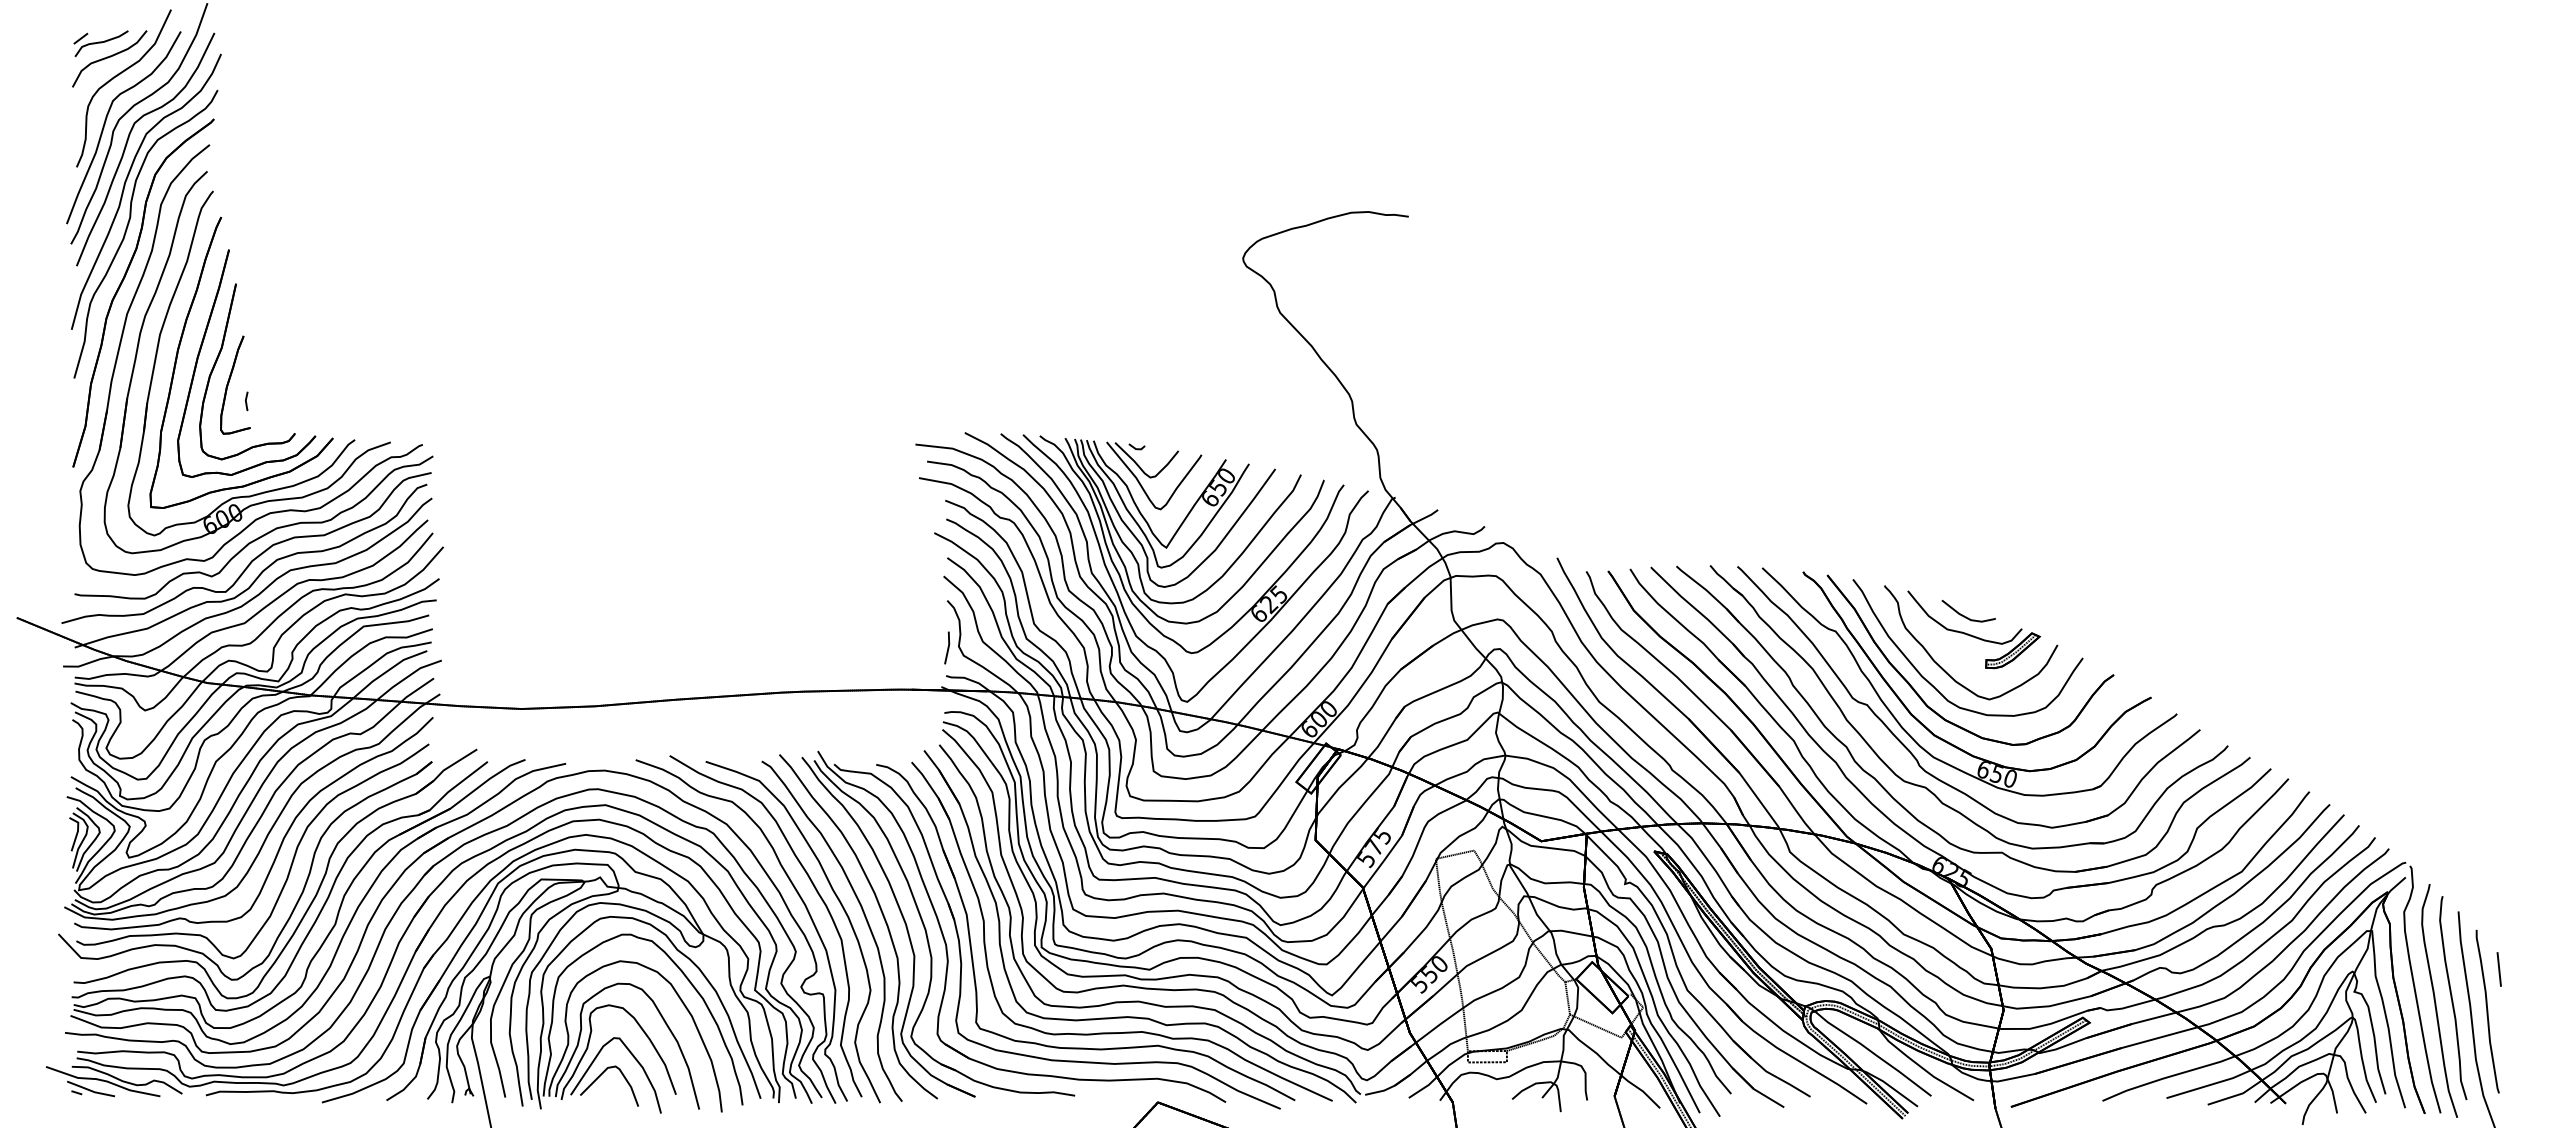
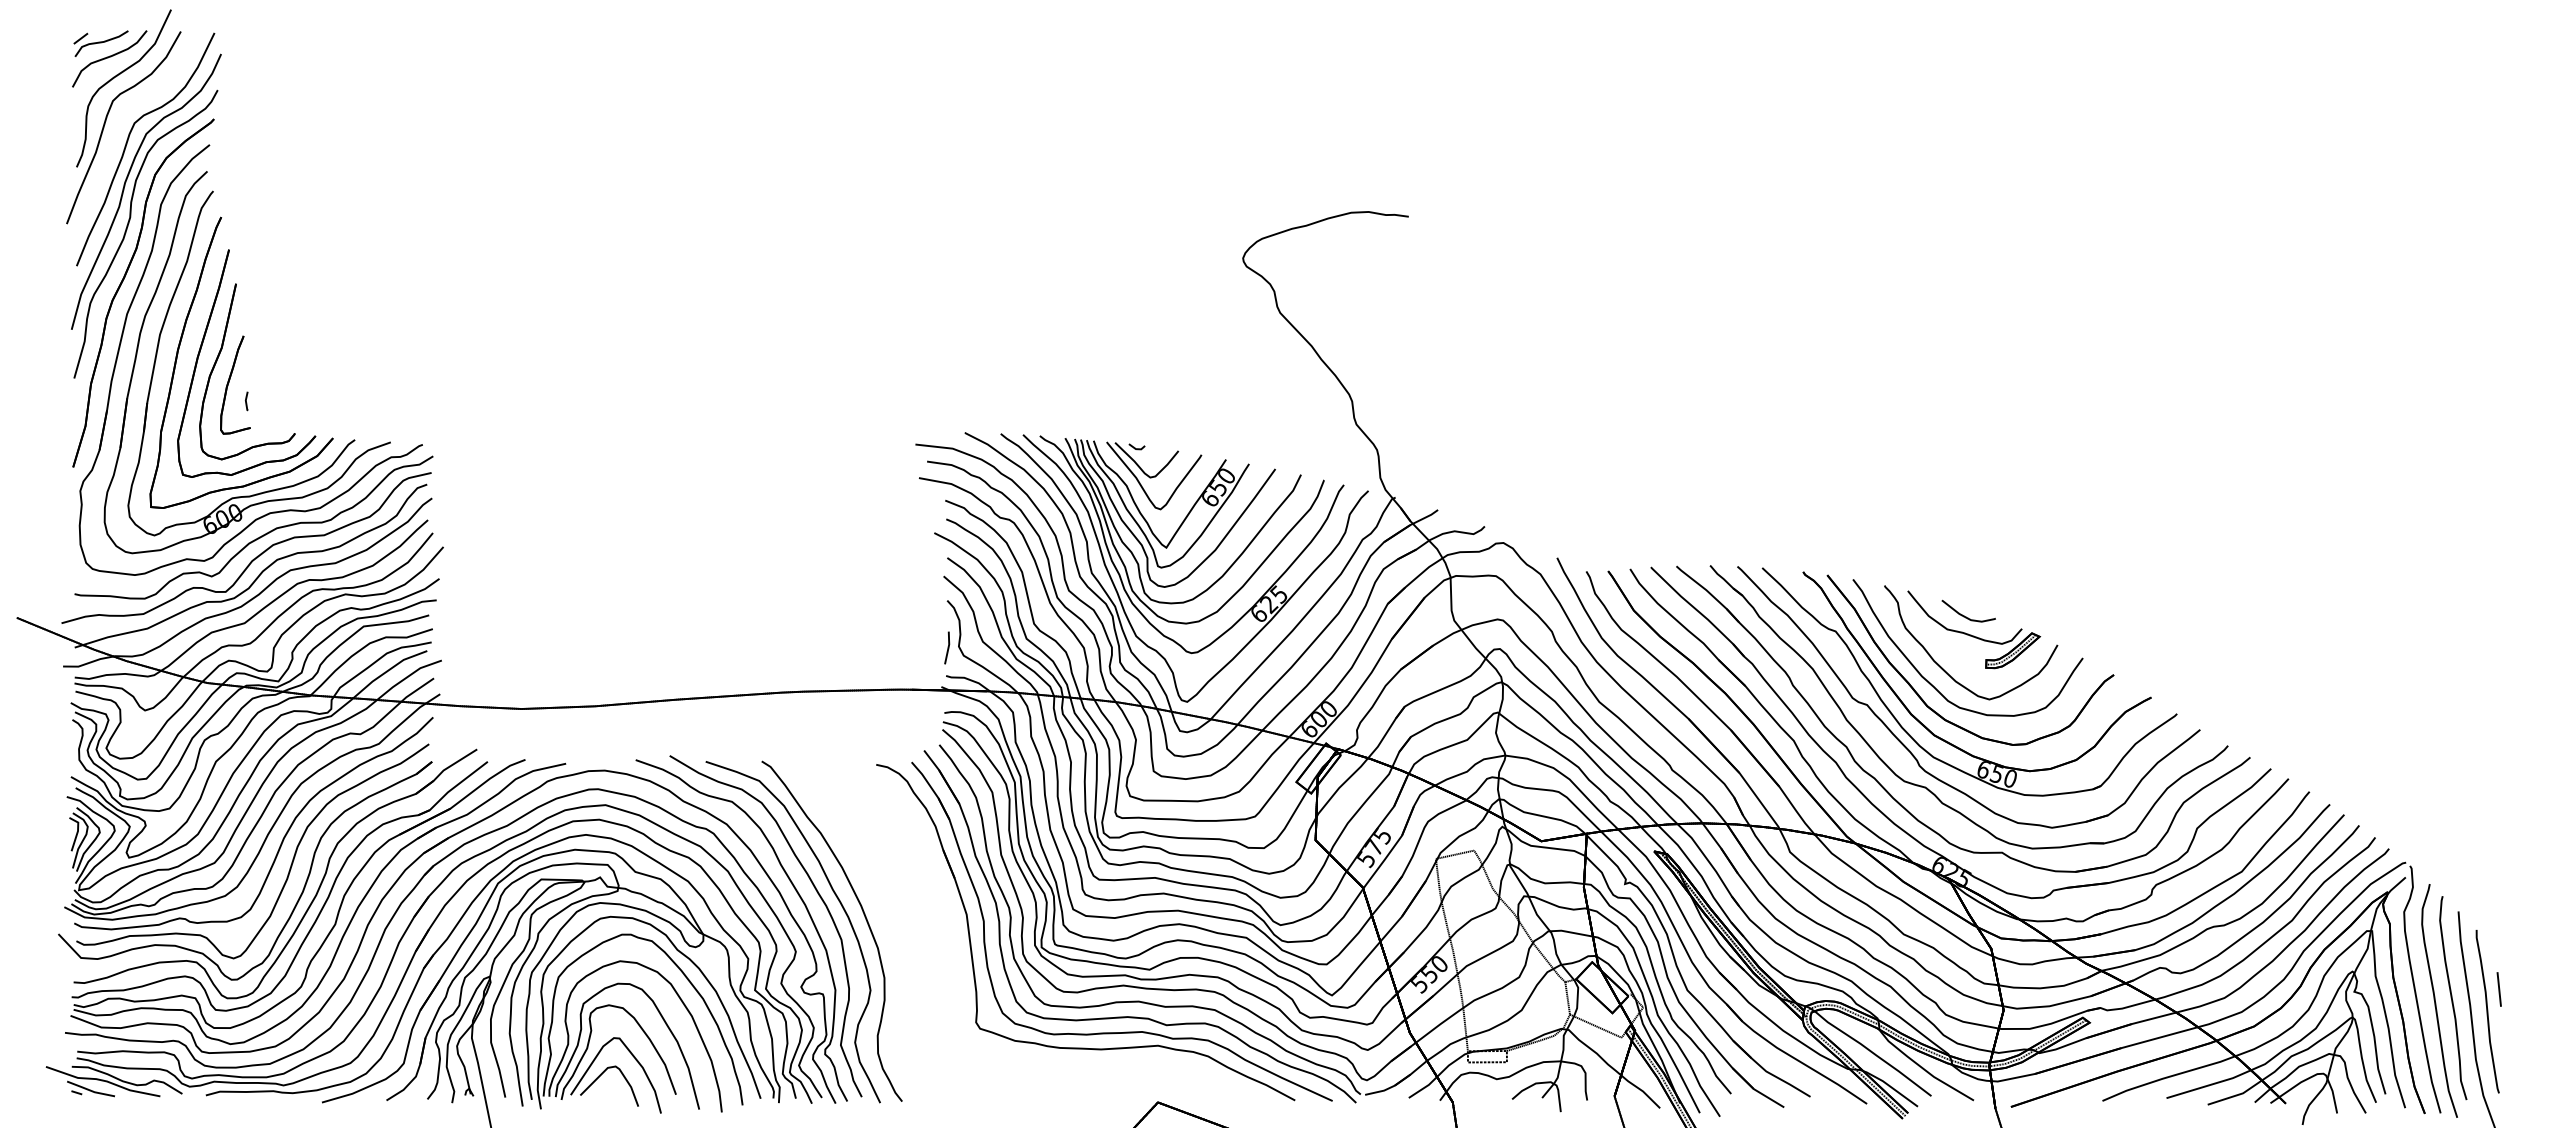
part: present -> none (128, 112)
part: present -> none (960, 943)
line position: (2498, 969) -> (2498, 989) (2498, 989)
